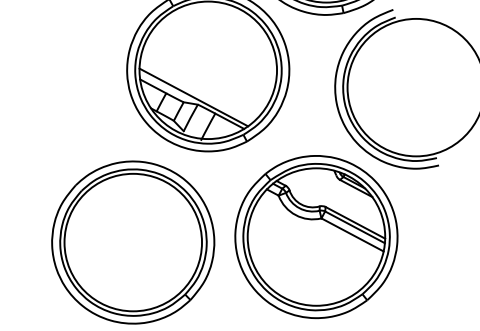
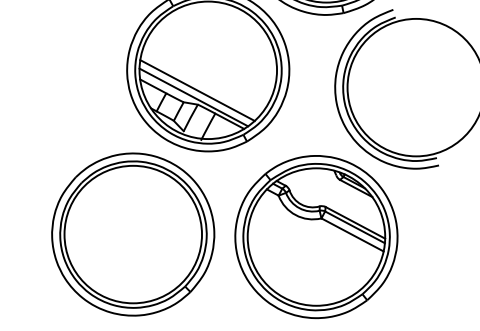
line: none -> present (197, 90)
part position: (133, 242) -> (133, 234) (133, 234)
